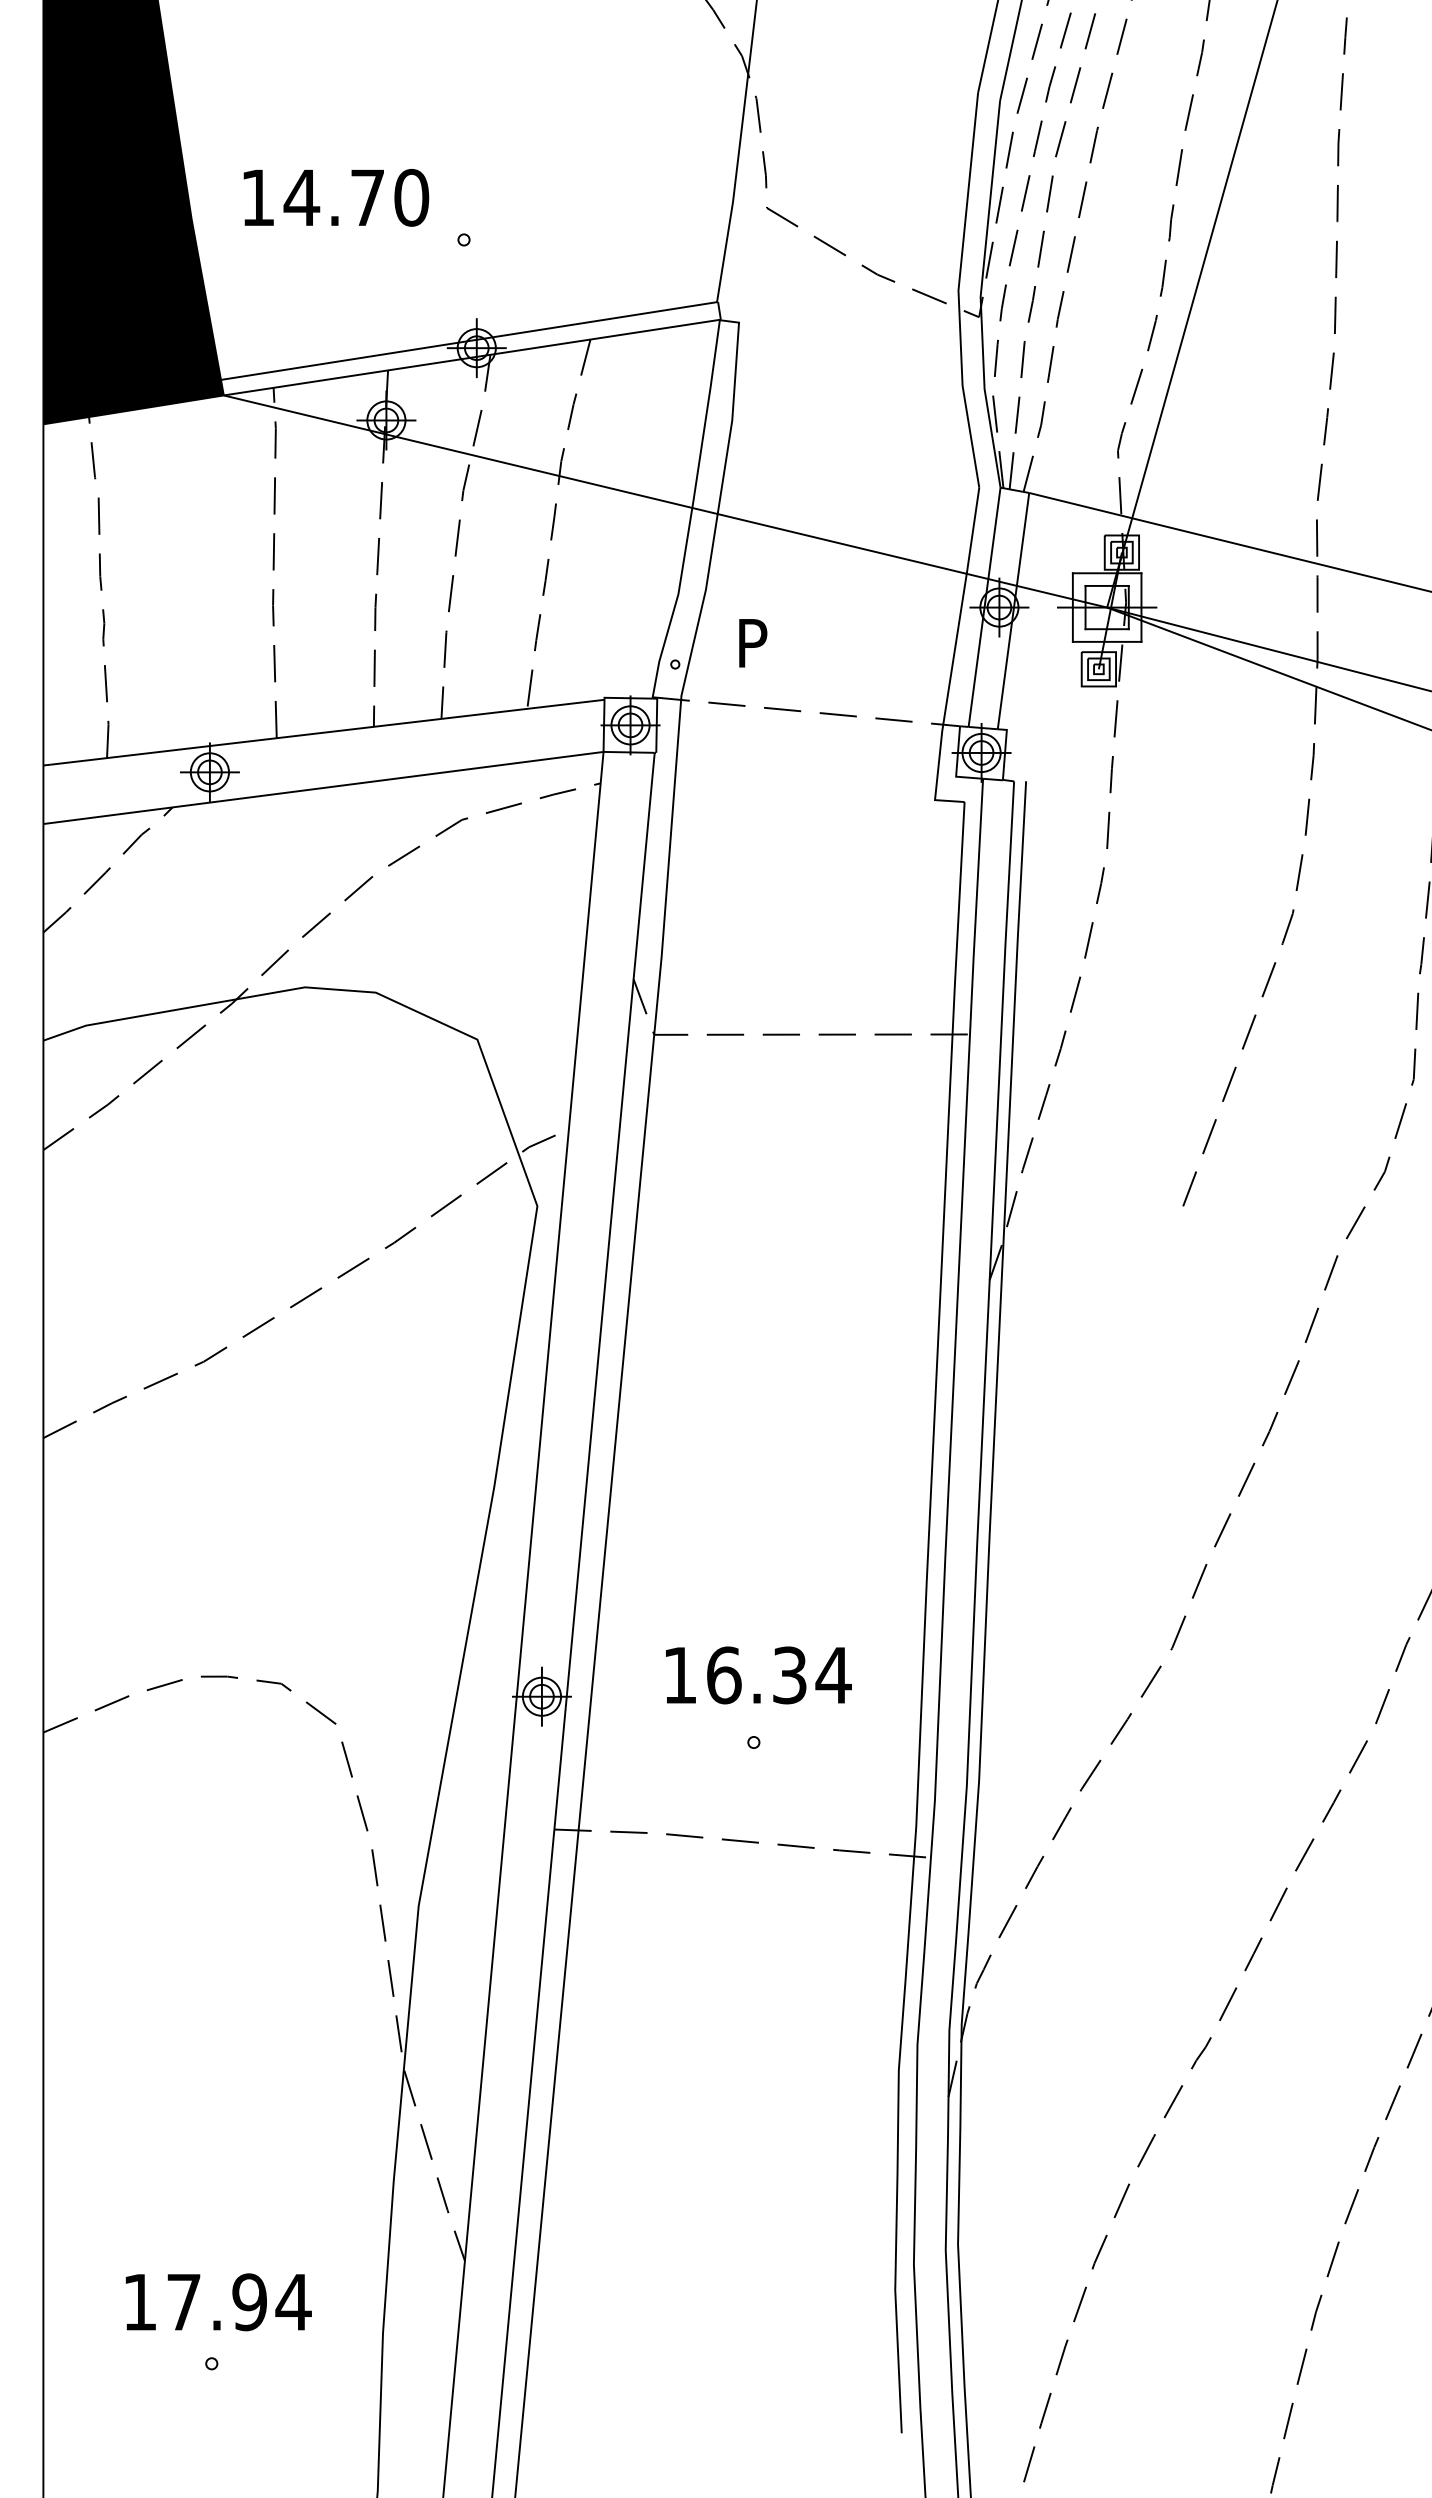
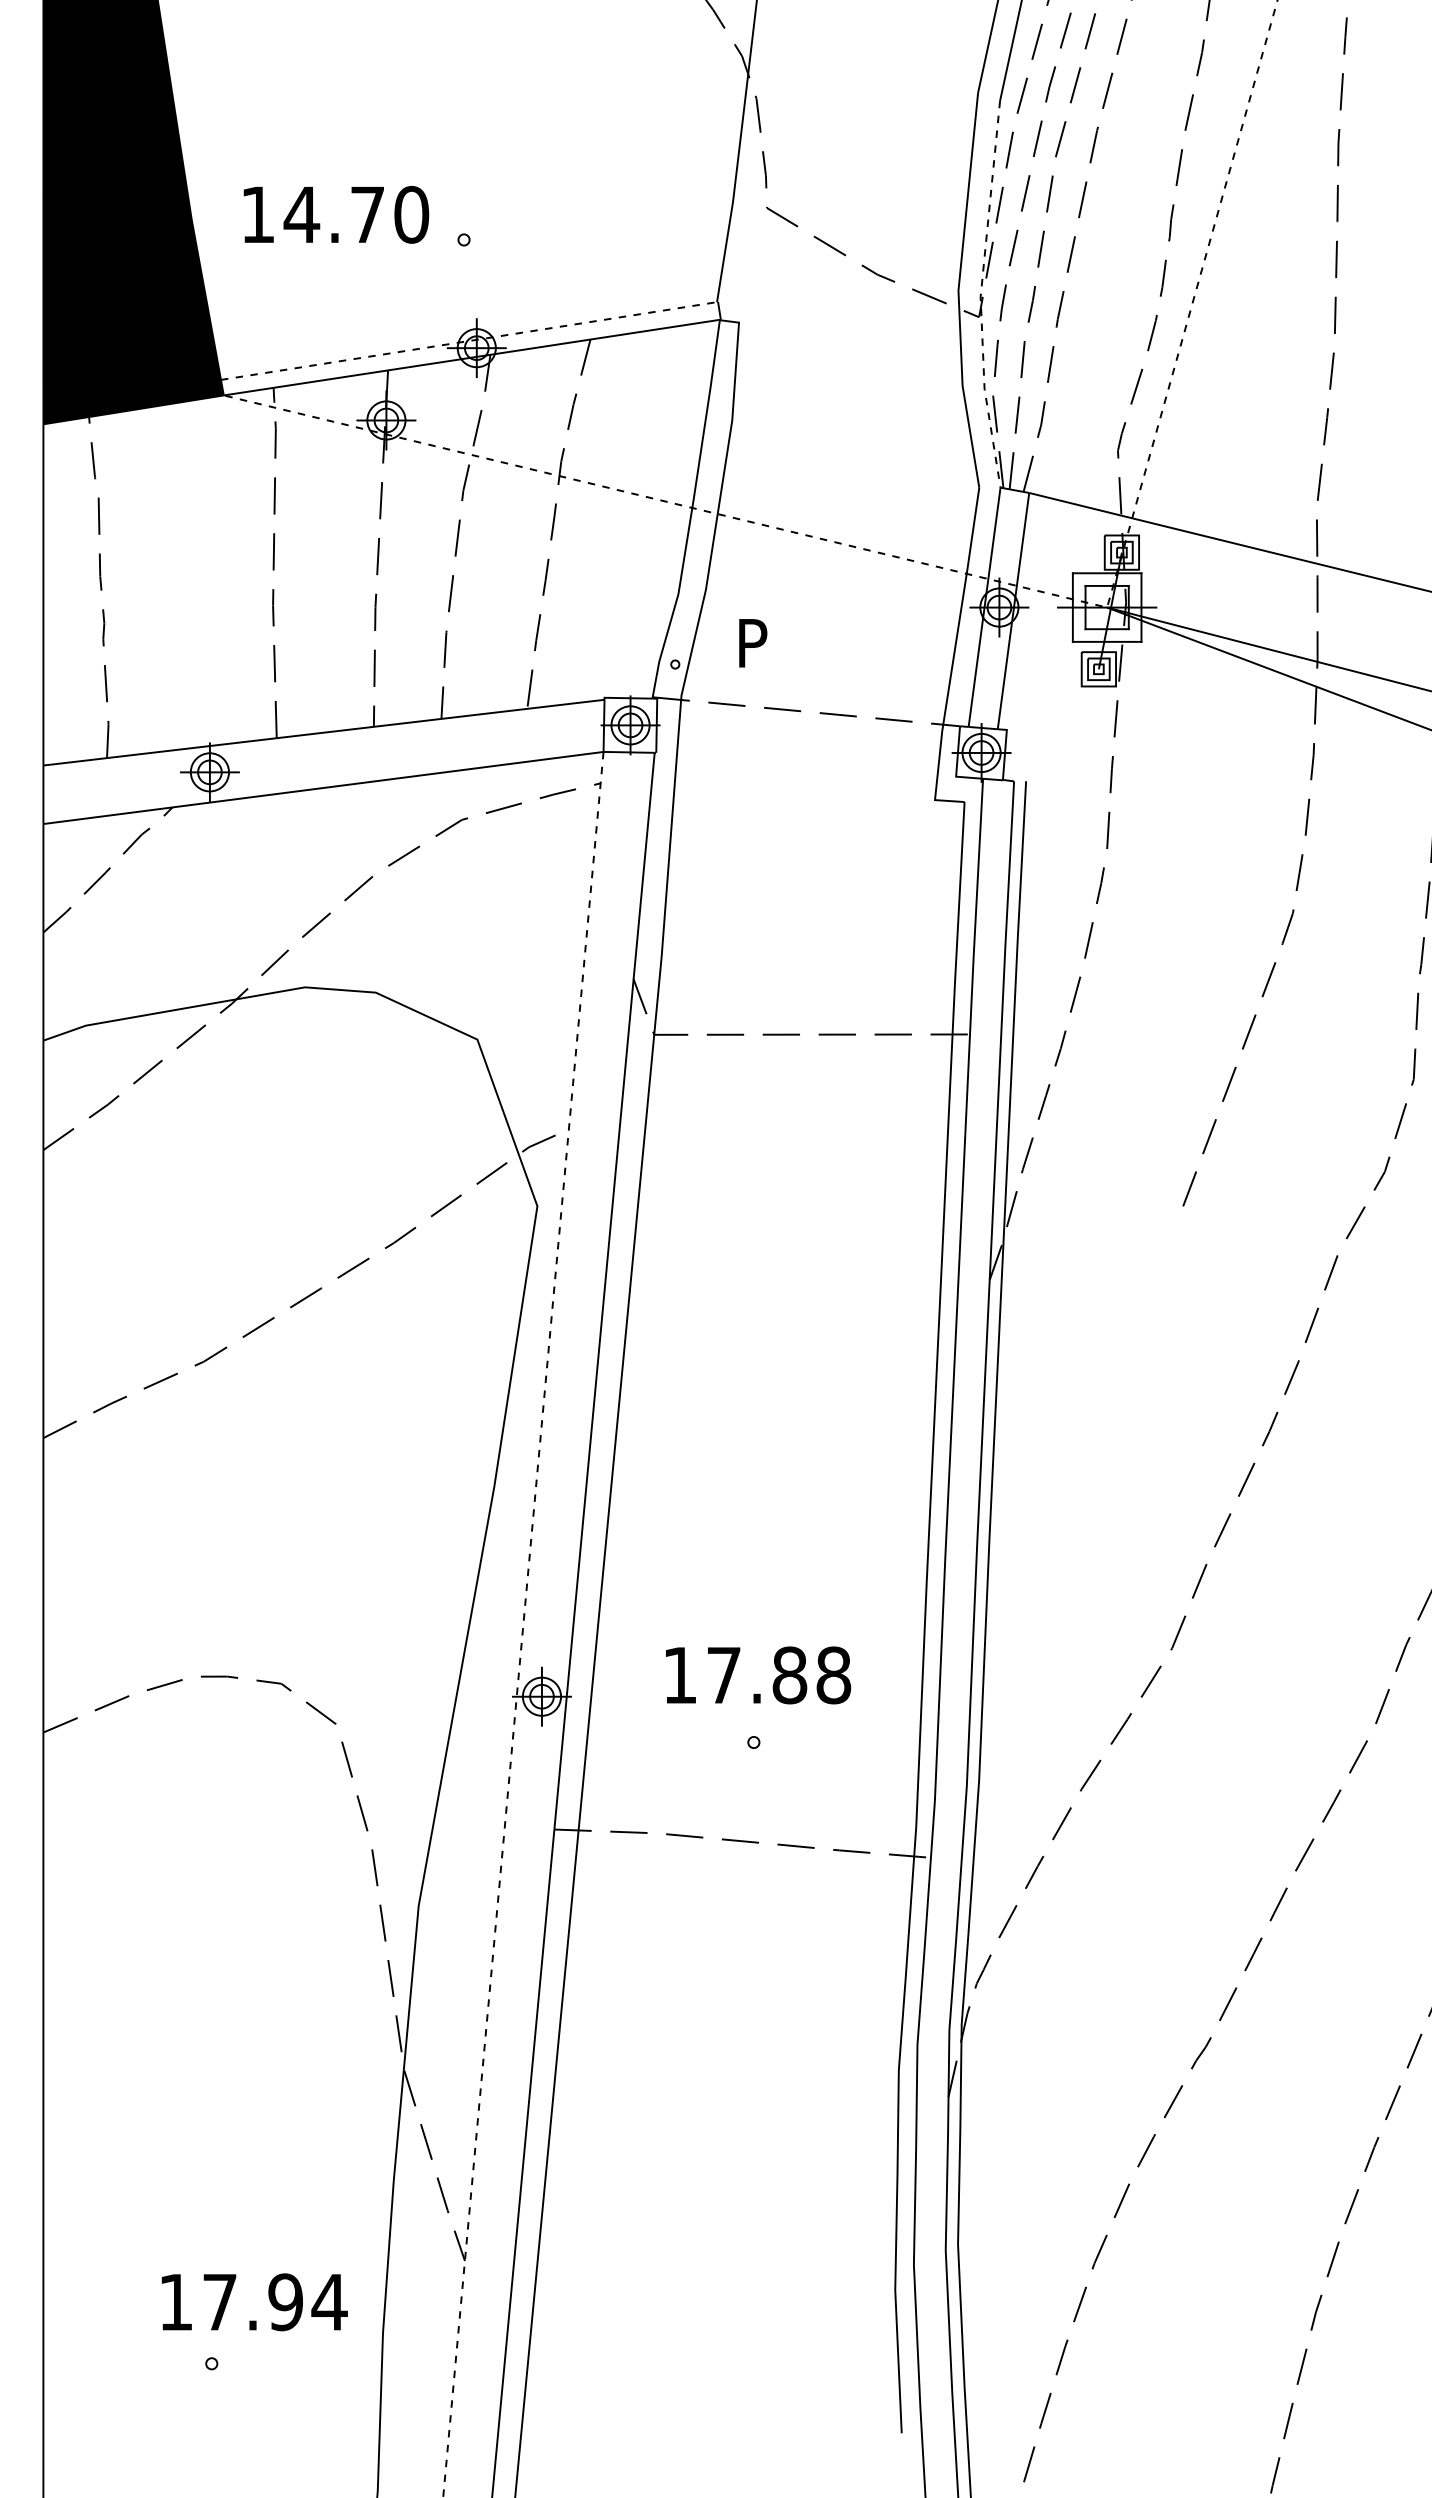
text position: (336, 197) -> (336, 214) (336, 214)
line: solid -> dashed (980, 295)
line: solid -> dashed (469, 340)
line: solid -> dashed (972, 575)
line: solid -> dashed (523, 1624)
text: 16.34 -> 17.88 (779, 1675)
text position: (218, 2302) -> (254, 2302) (254, 2302)
